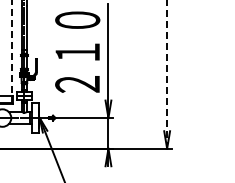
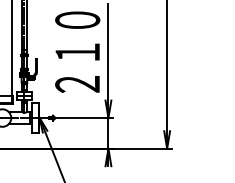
line: dashed -> solid (12, 48)
line: dashed -> solid (167, 73)
